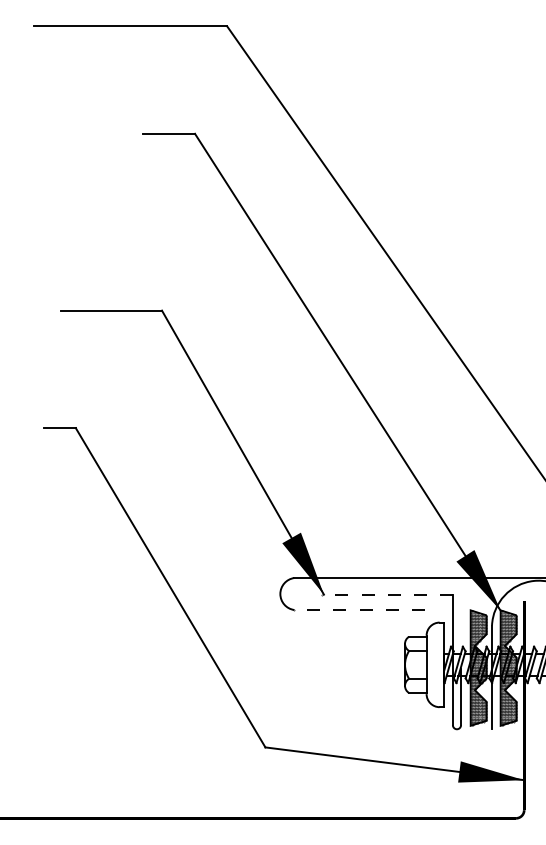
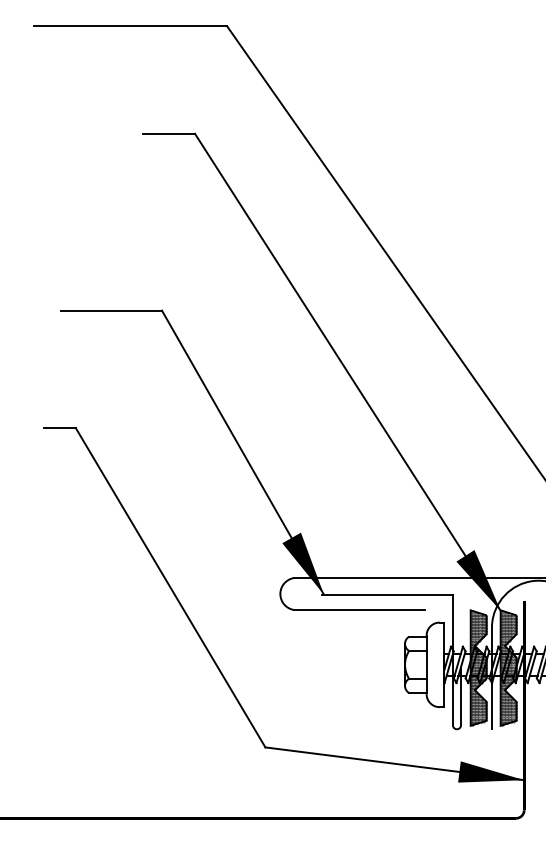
line: dashed -> solid (387, 594)
line: dashed -> solid (359, 609)
